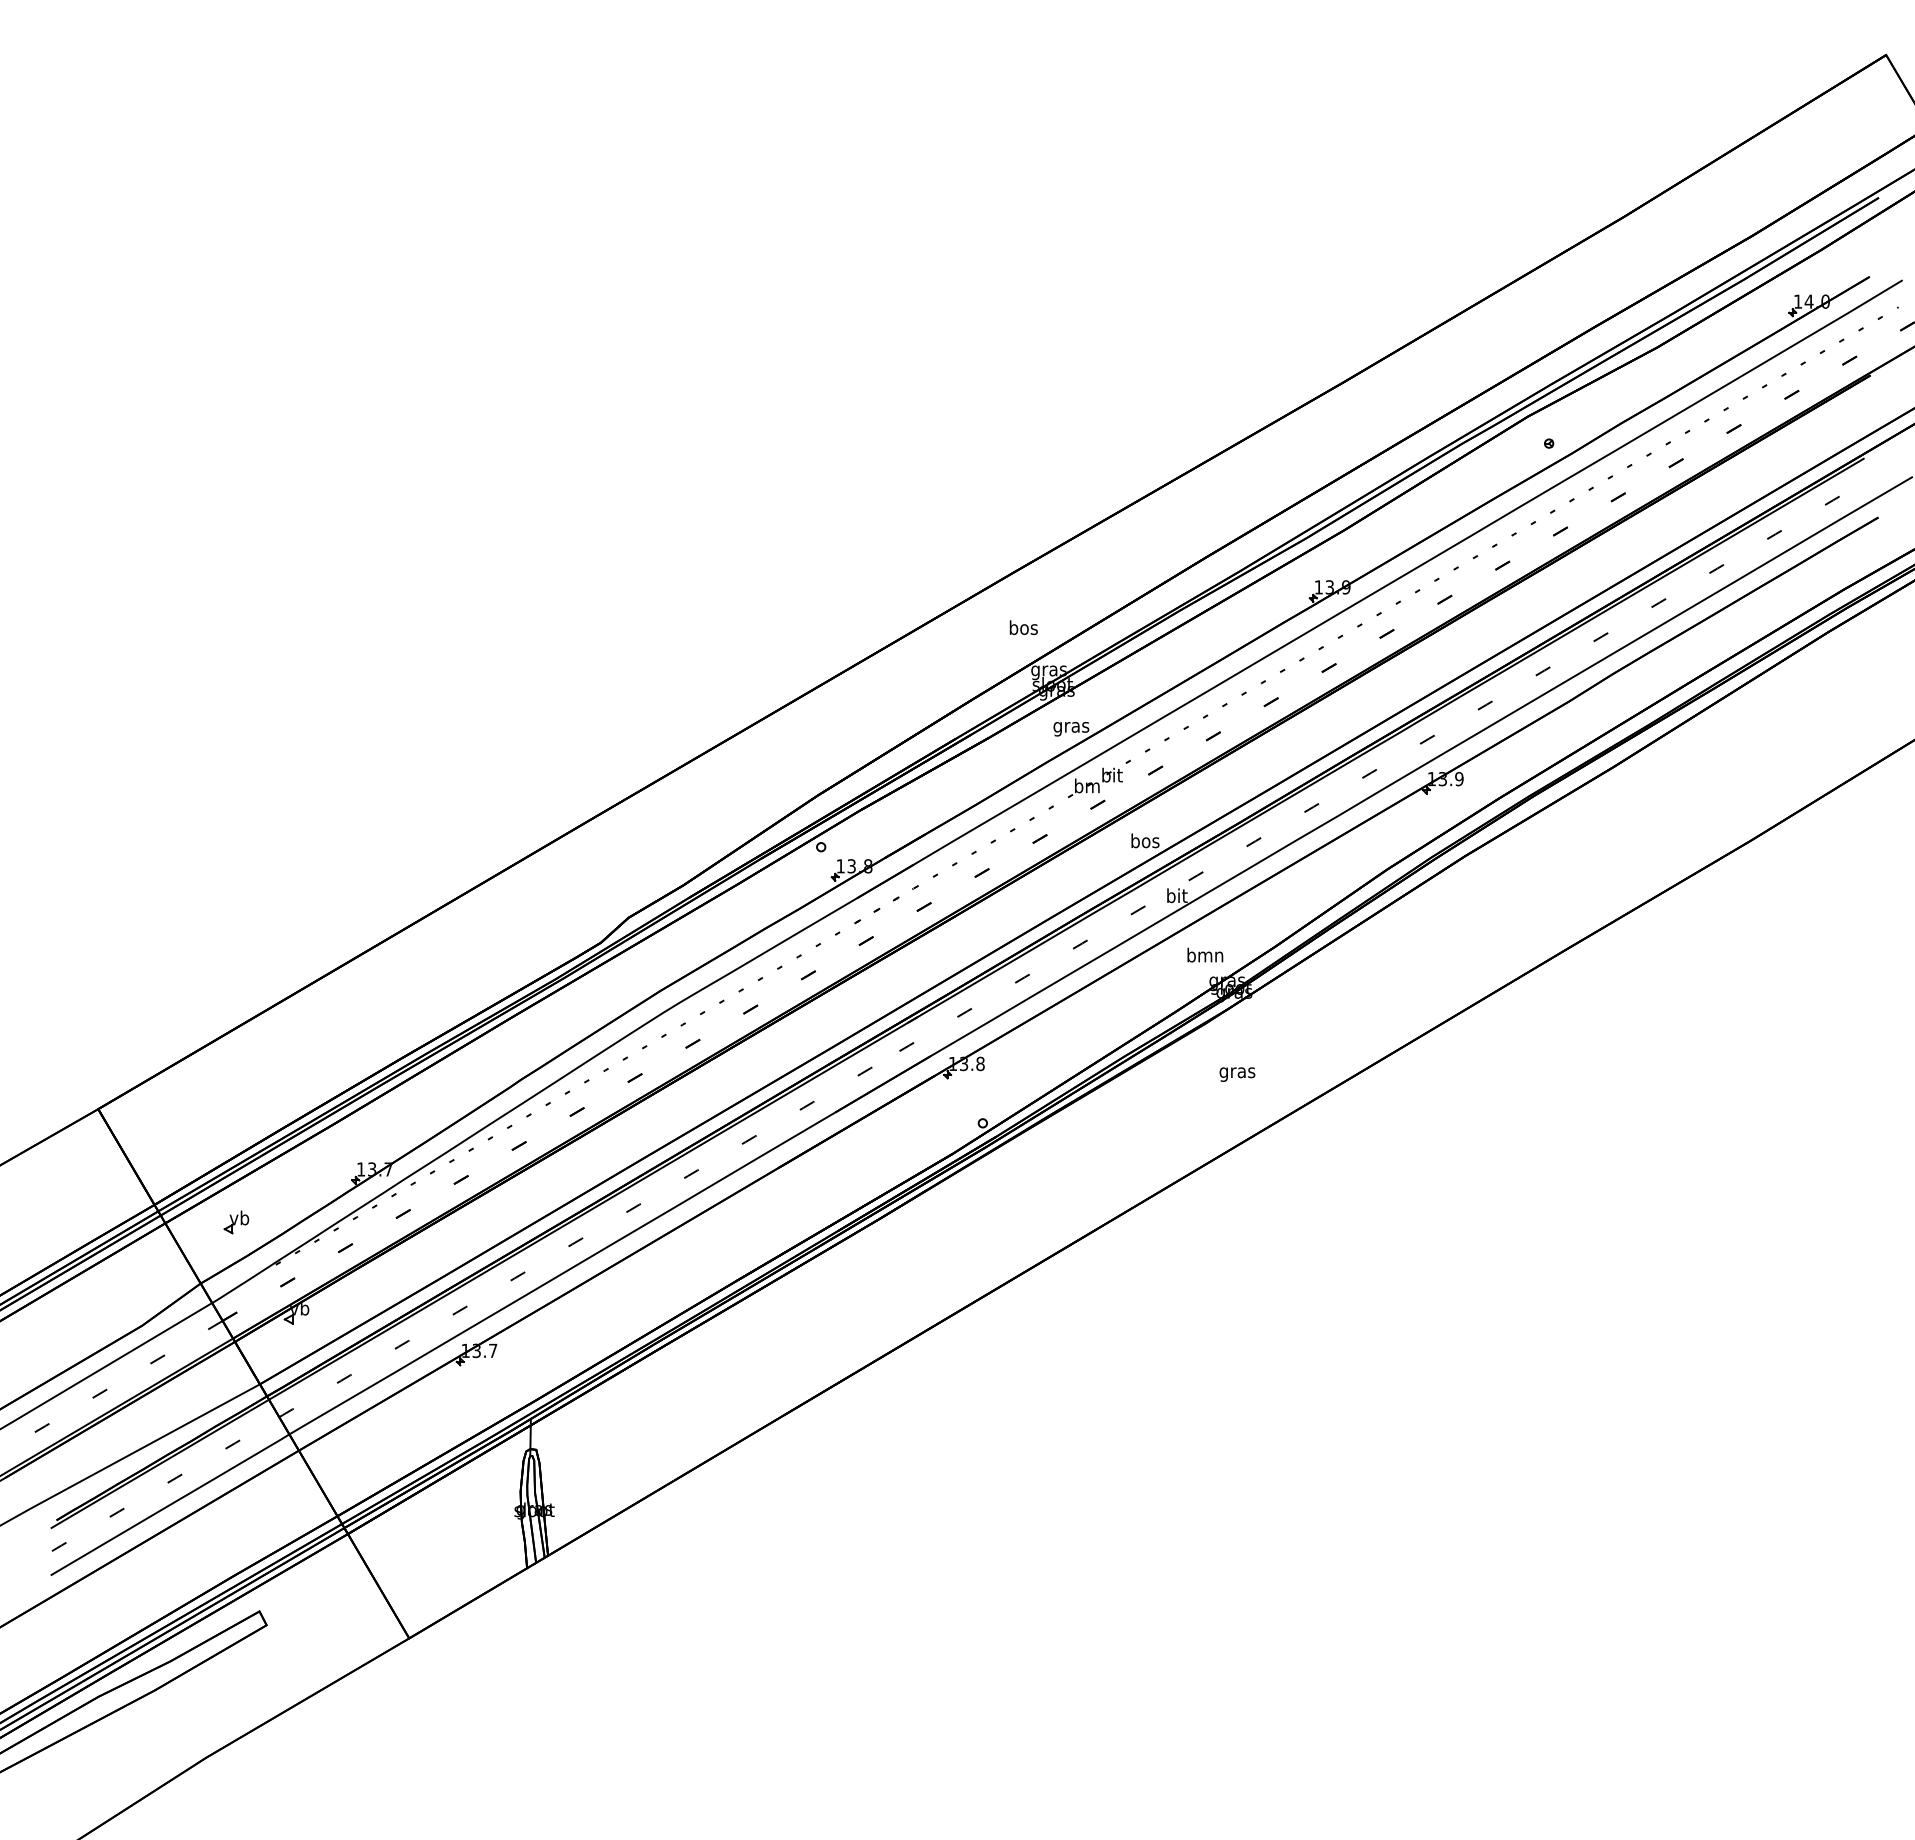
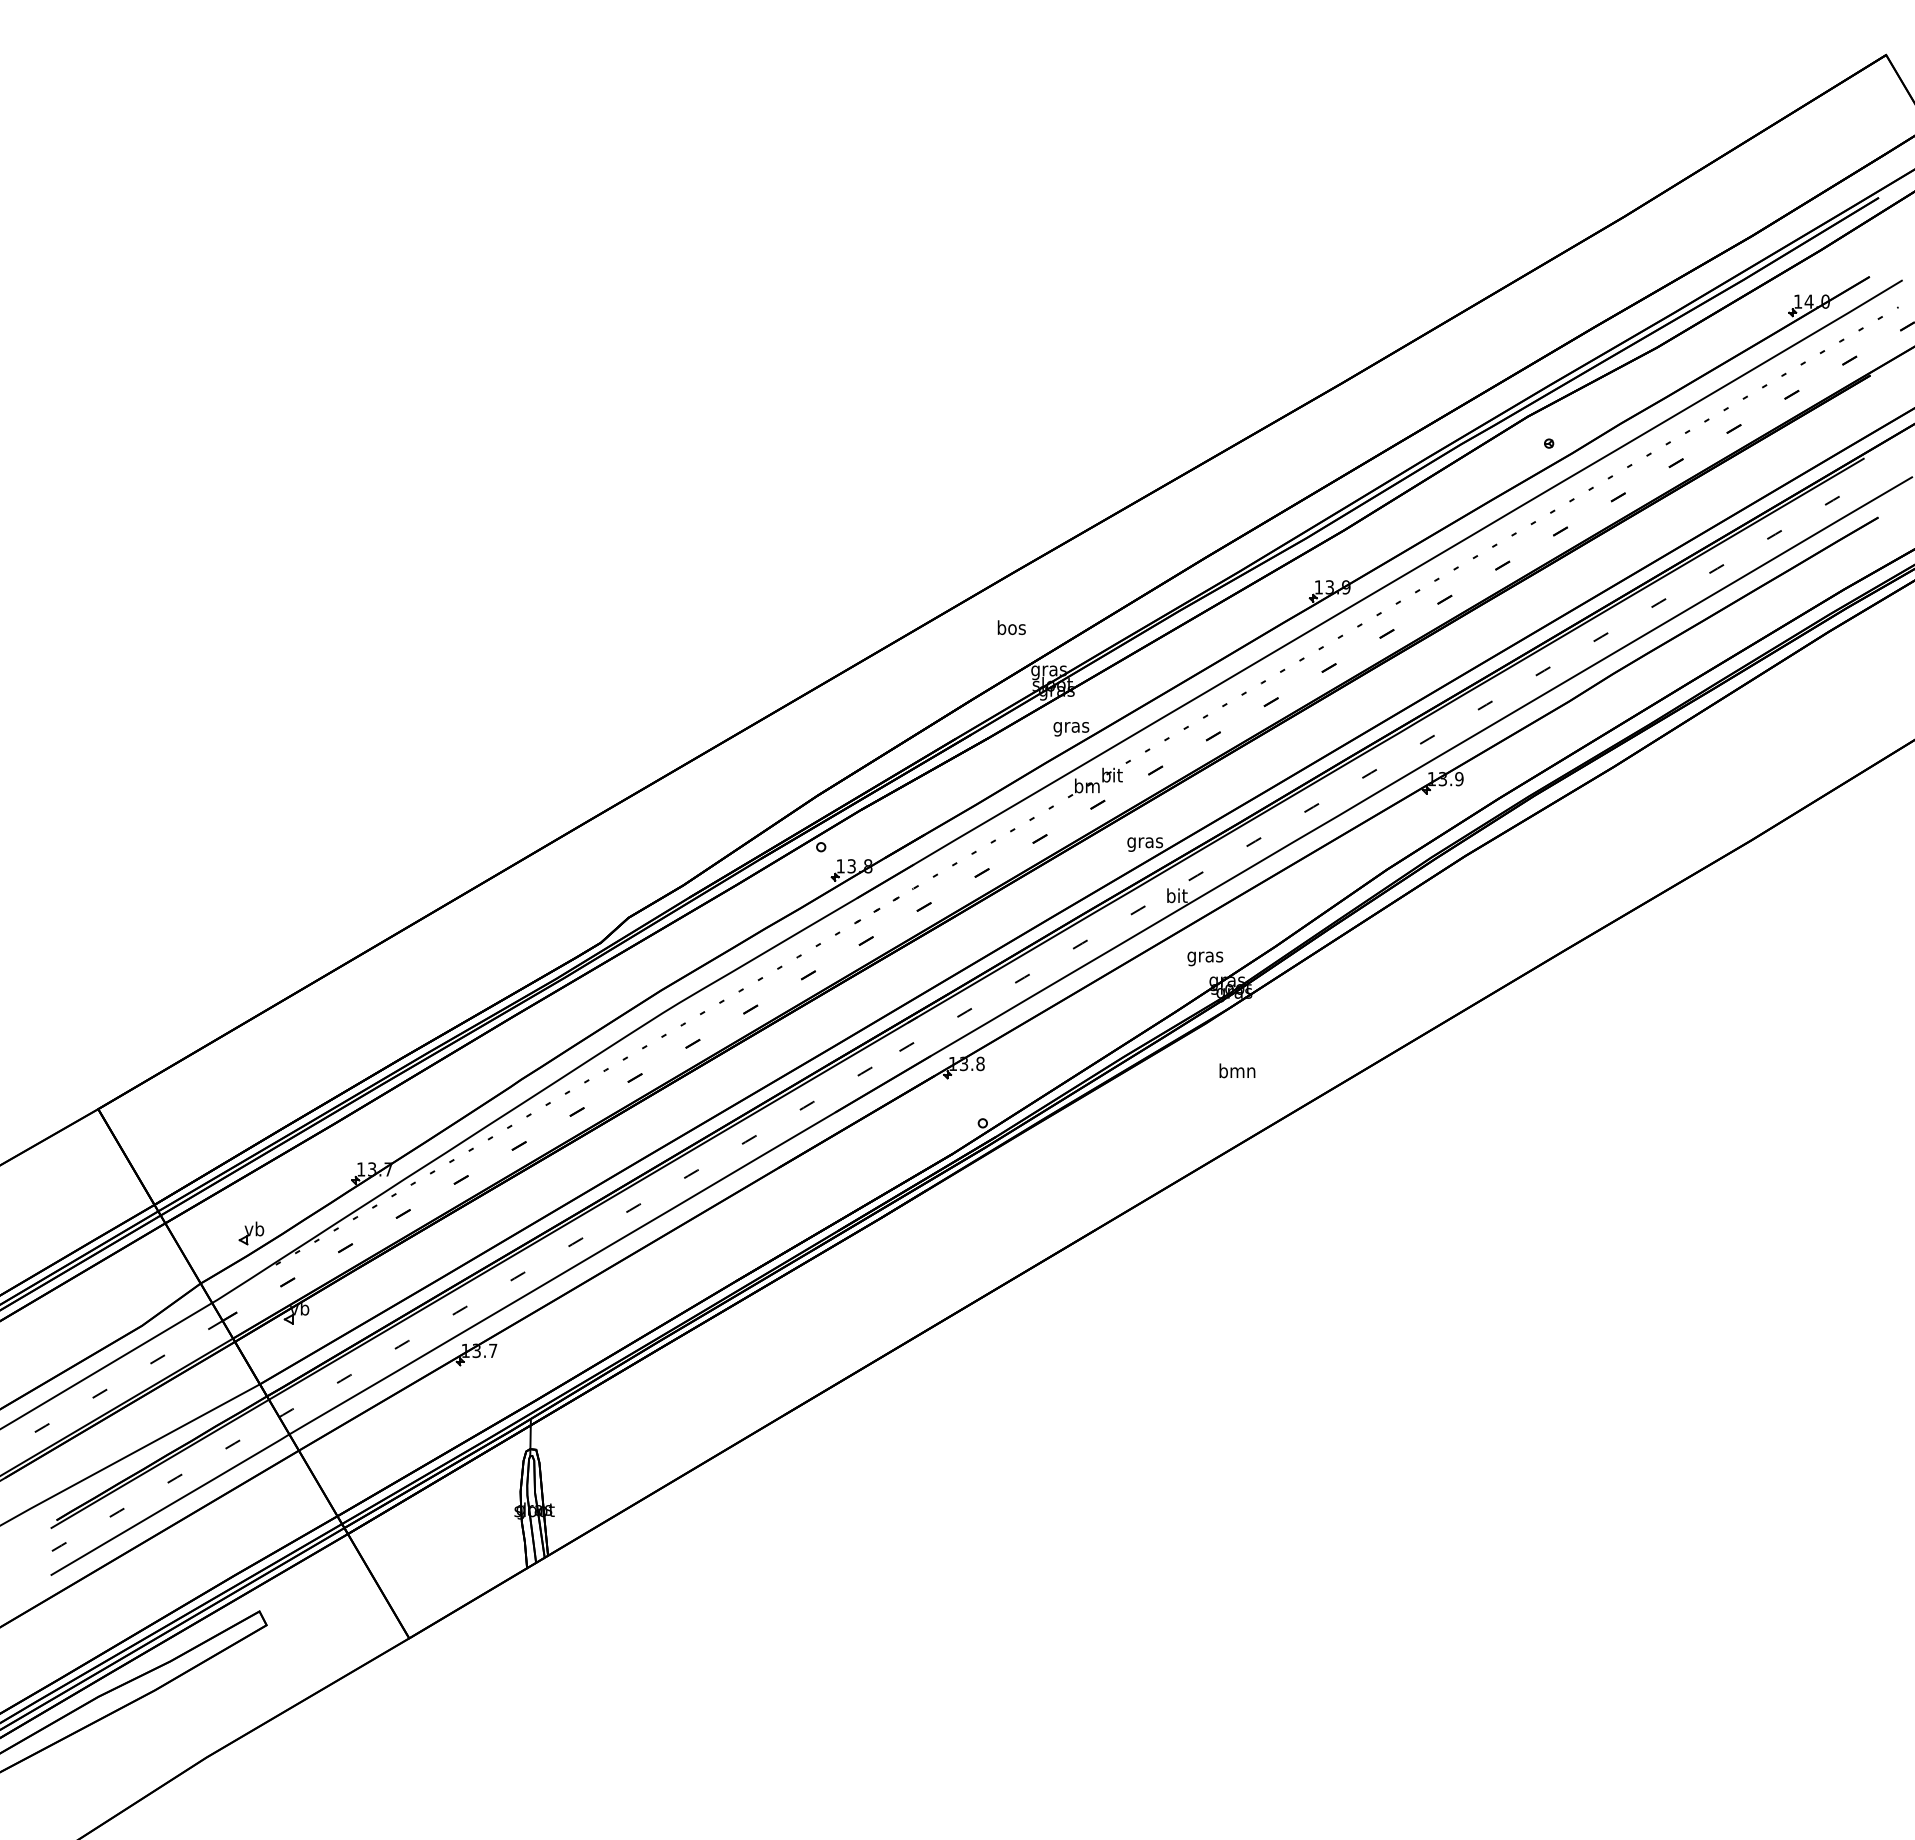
text position: (1023, 627) -> (1011, 627) (1011, 627)
text: bos -> gras (1145, 842)
text: bmn -> gras (1205, 956)
text: gras -> bmn (1237, 1072)
part position: (236, 1222) -> (251, 1233) (251, 1233)
